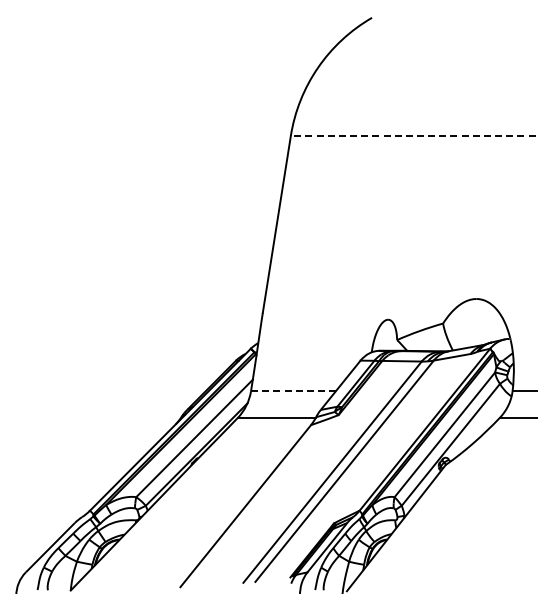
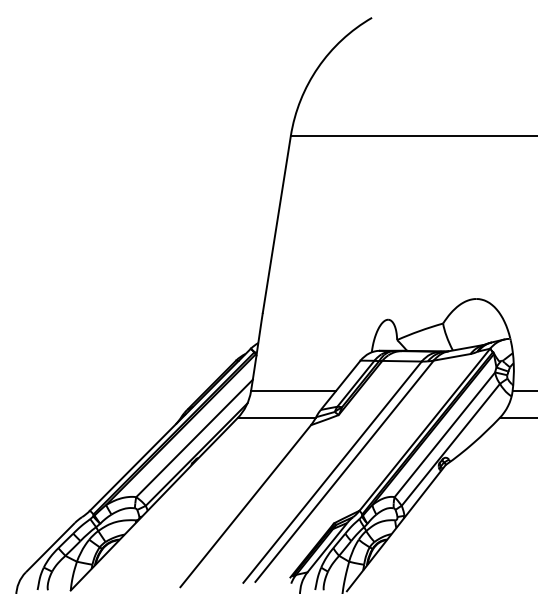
line: dashed -> solid (413, 135)
line: dashed -> solid (293, 391)
